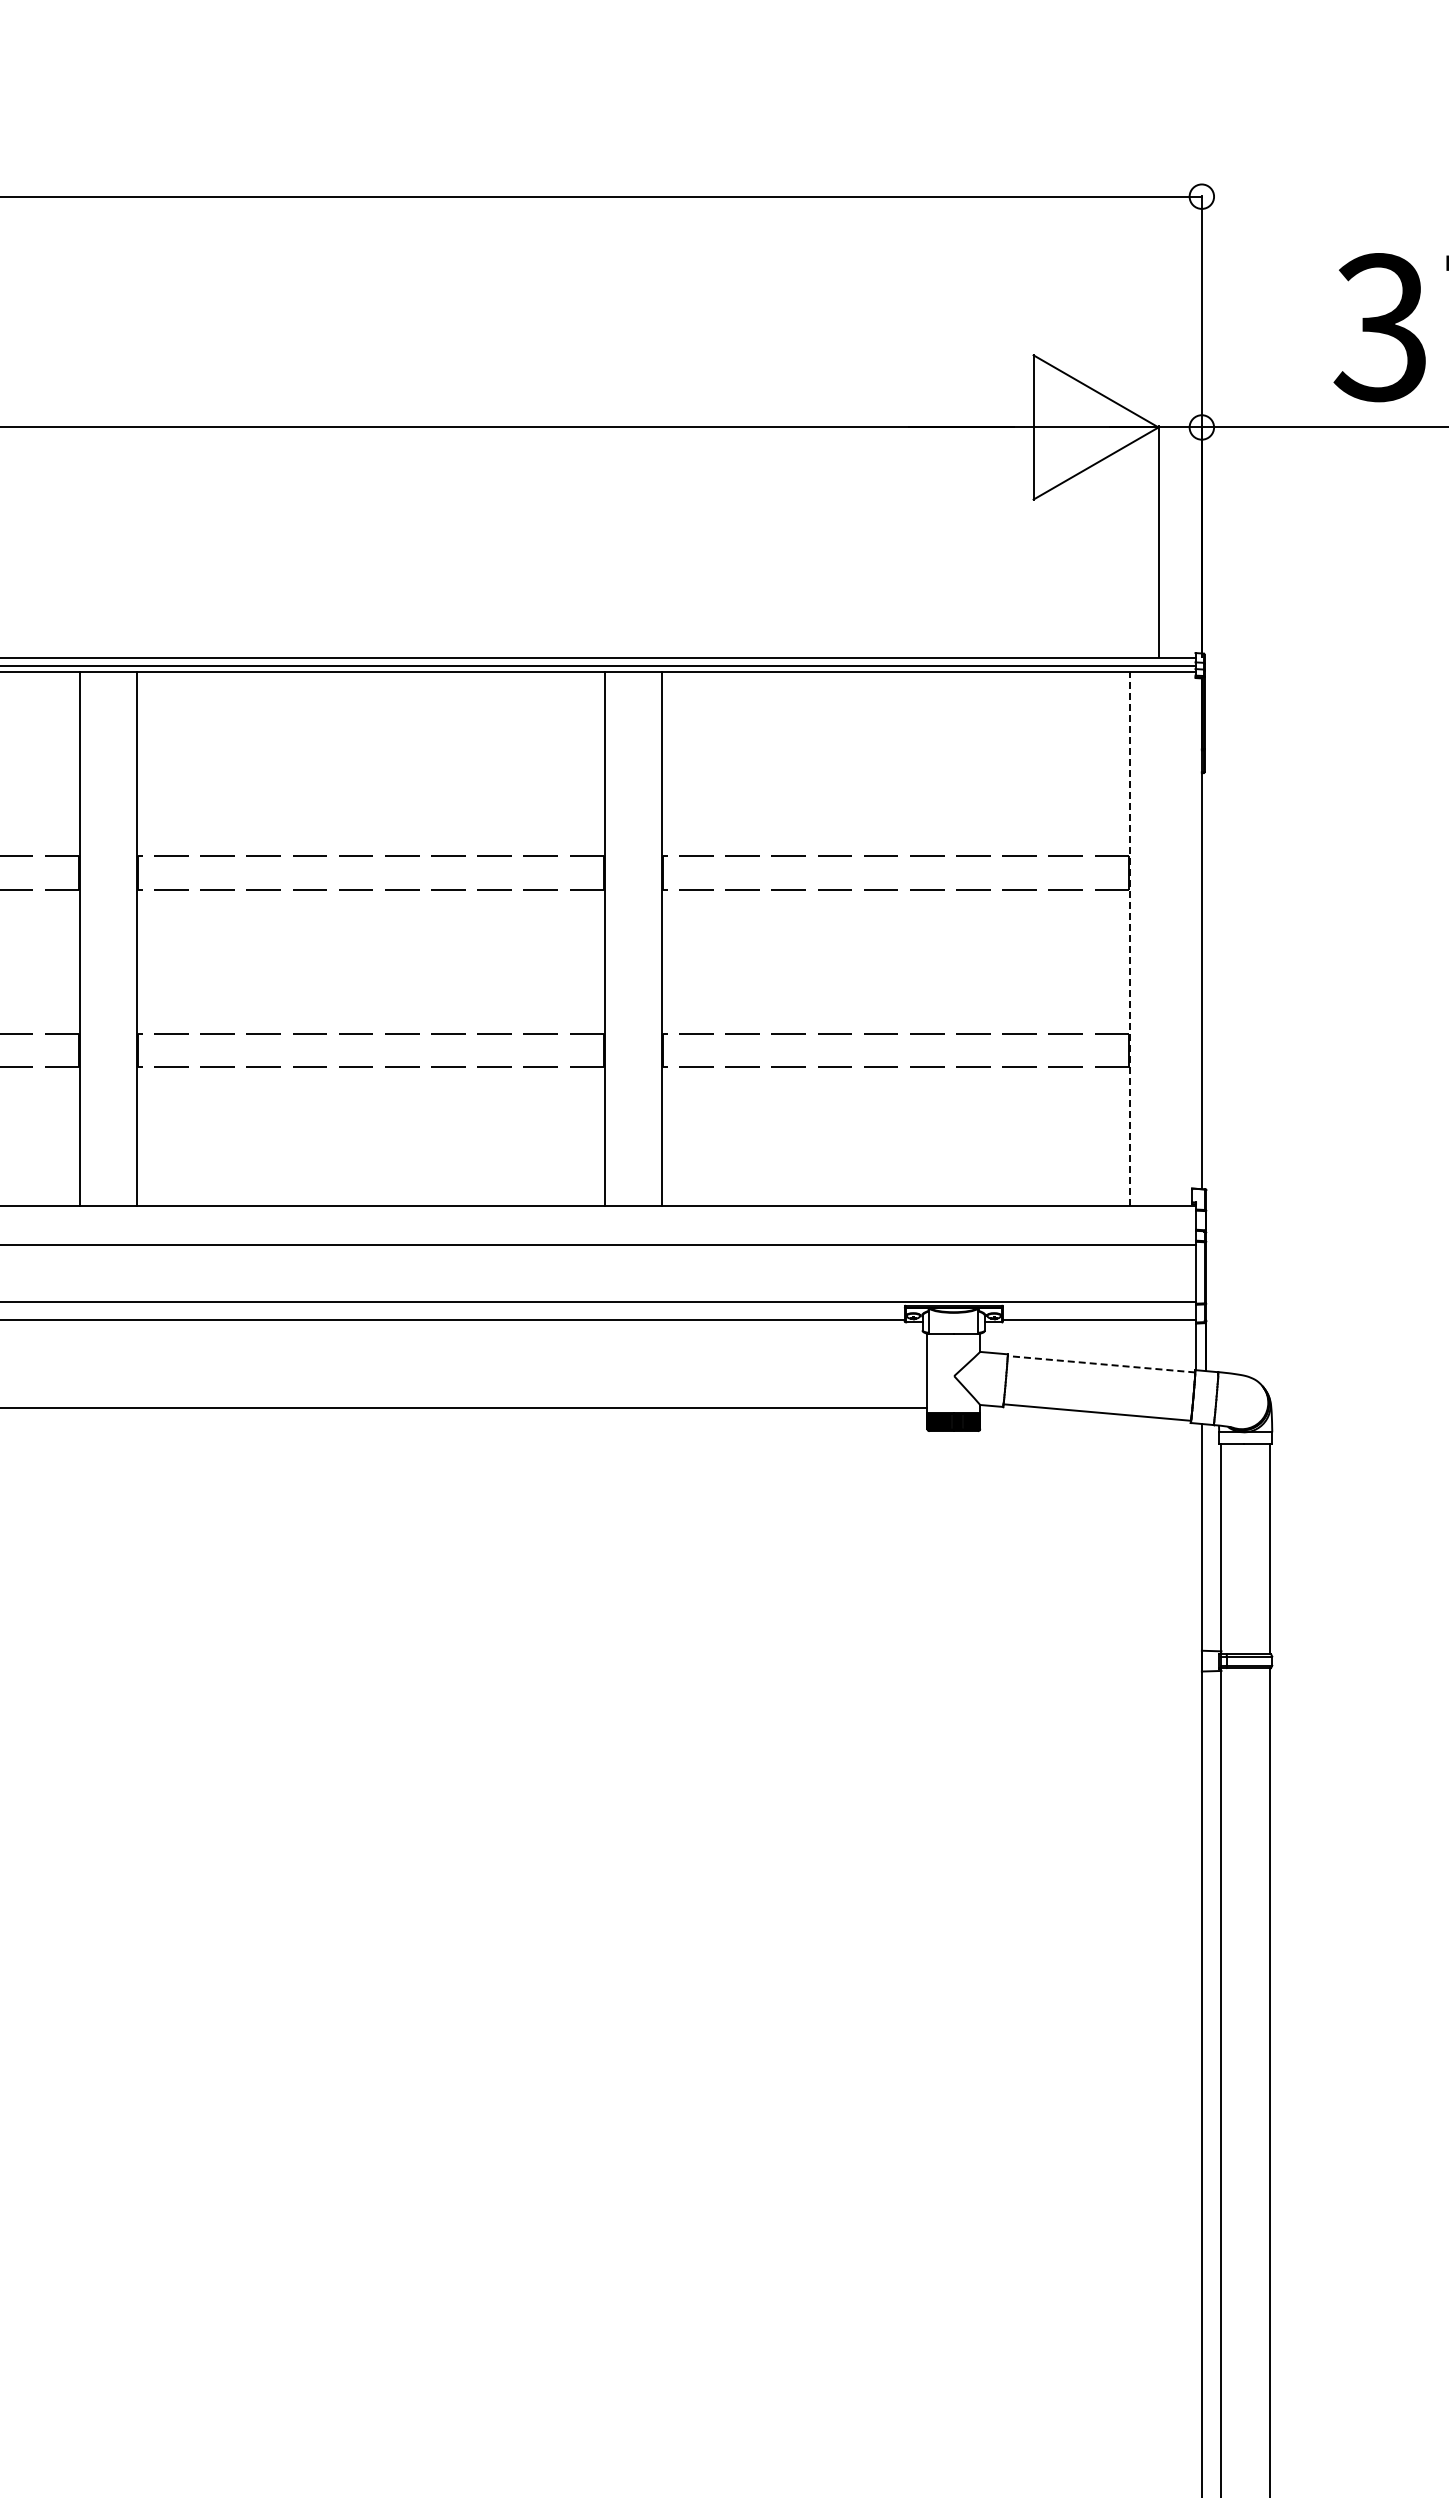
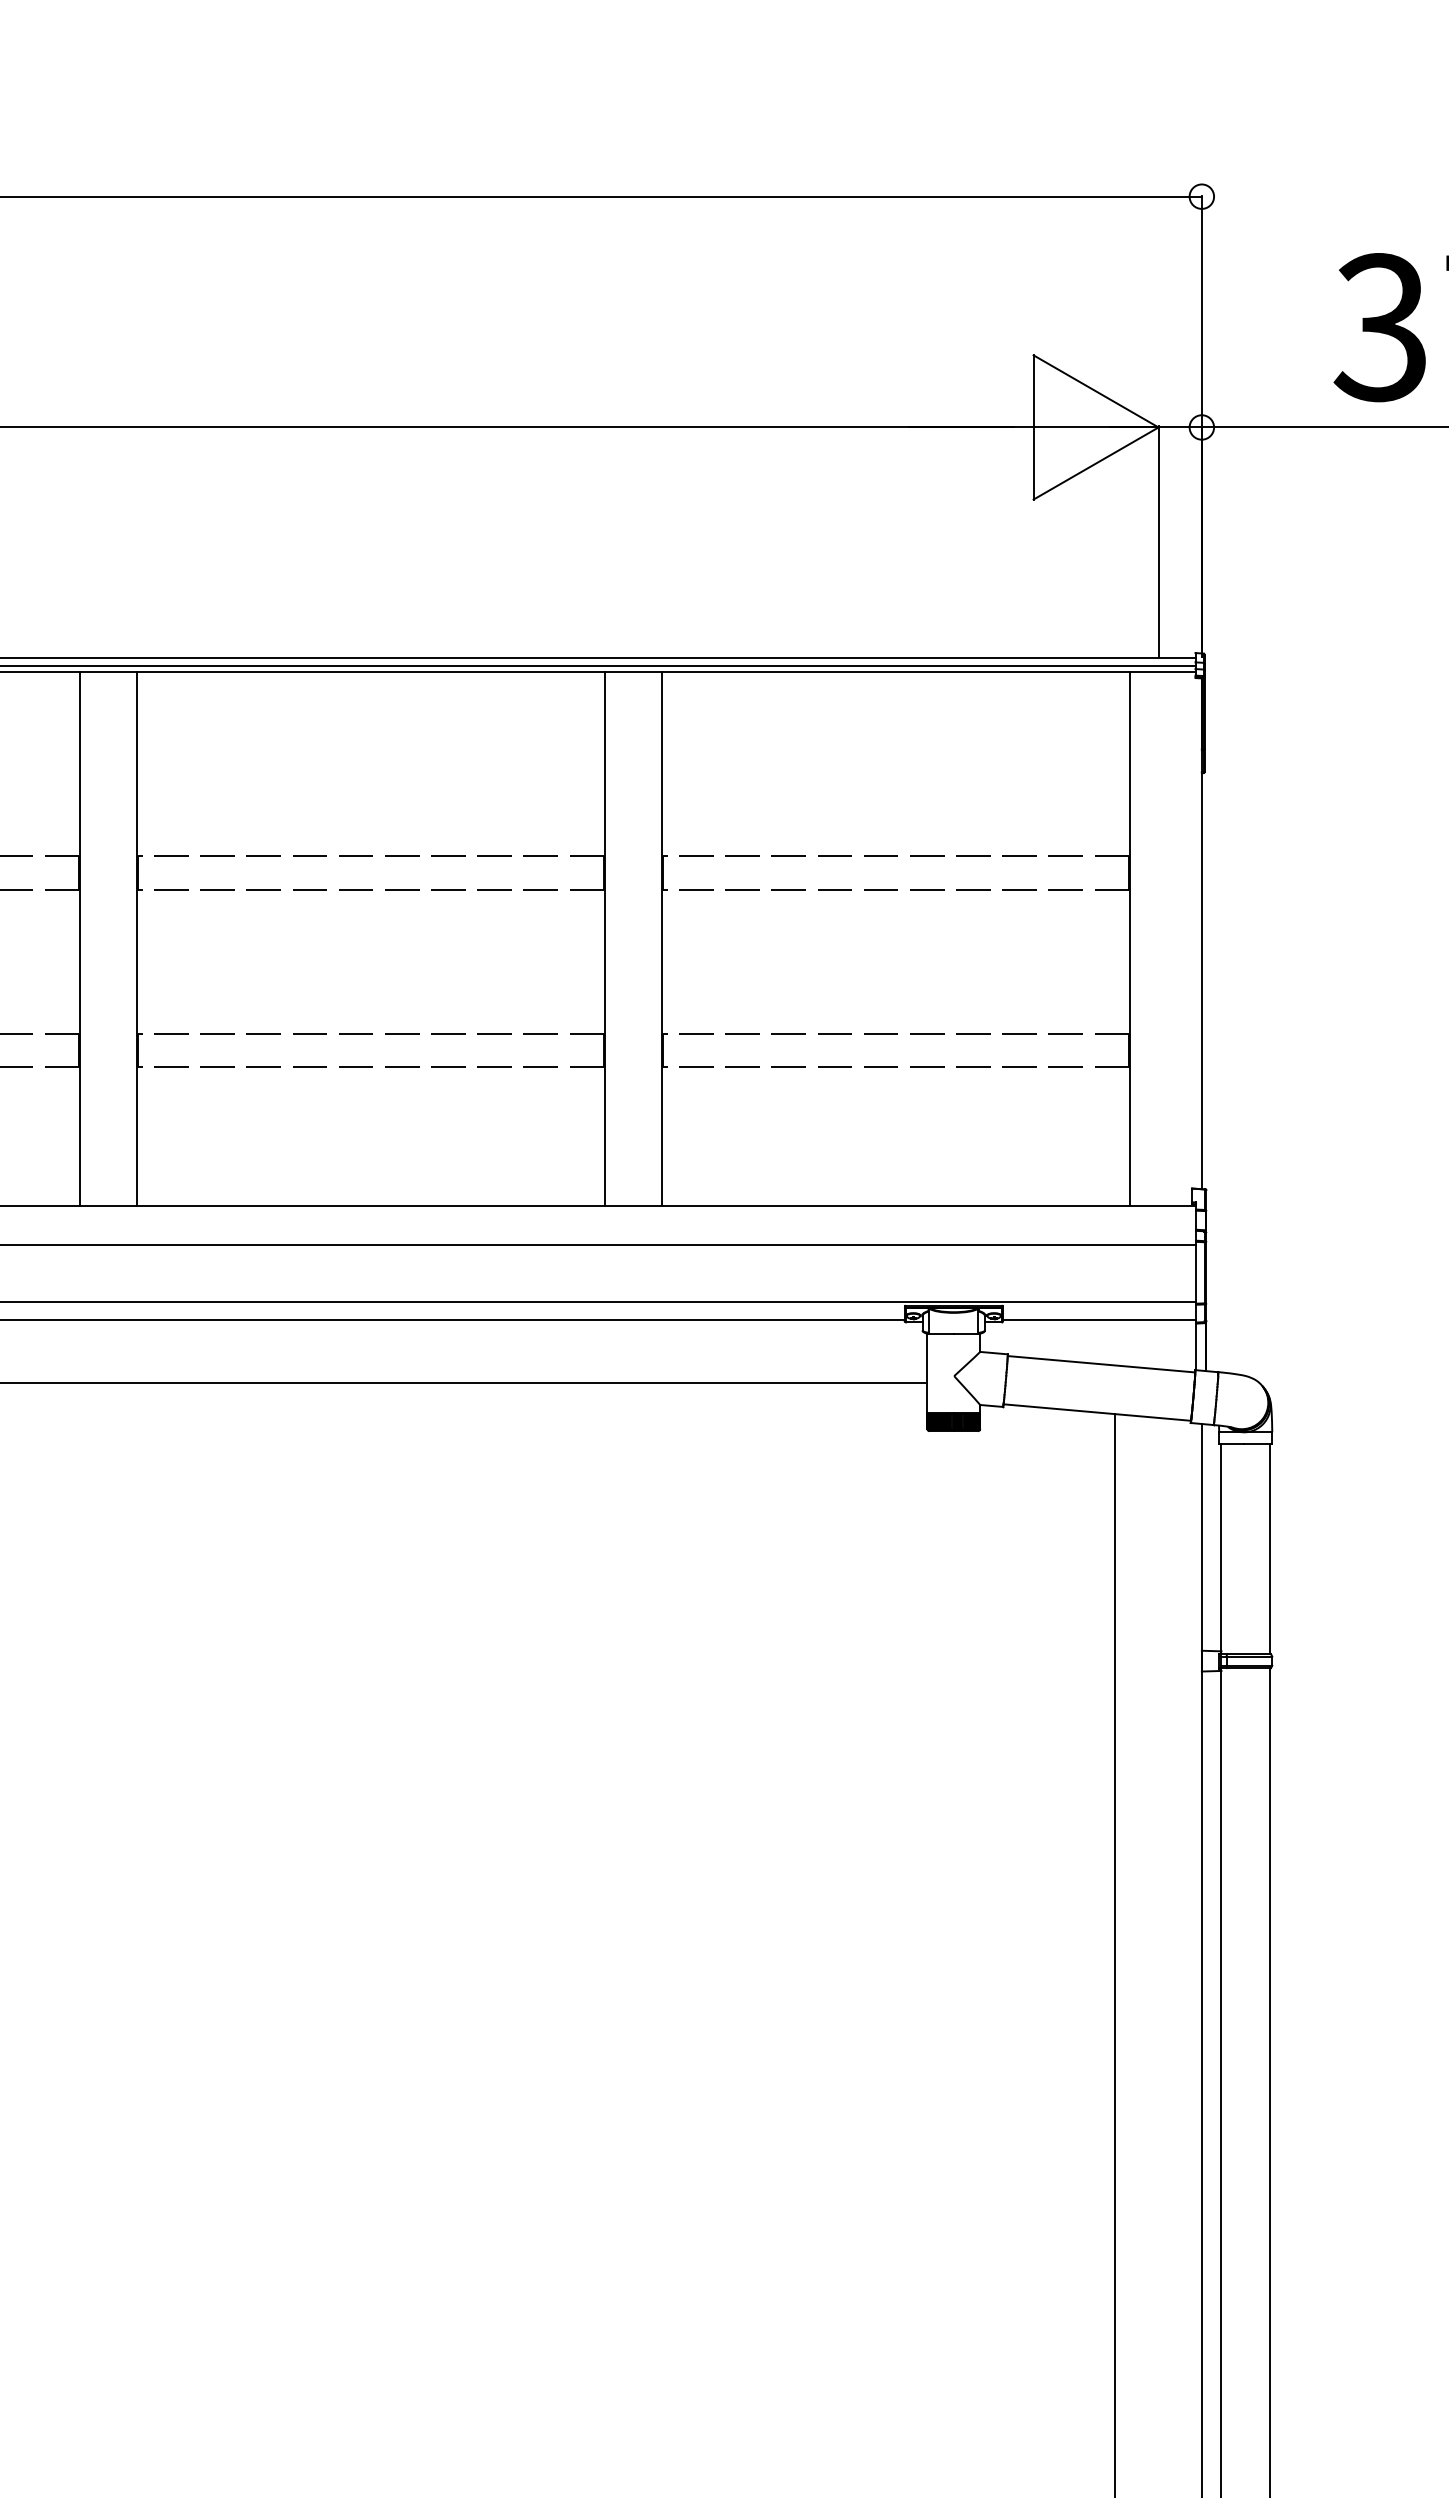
line: dashed -> solid (1129, 939)
line: dashed -> solid (1101, 1364)
line position: (464, 1408) -> (464, 1383) (464, 1383)
line: none -> present (1115, 1954)
